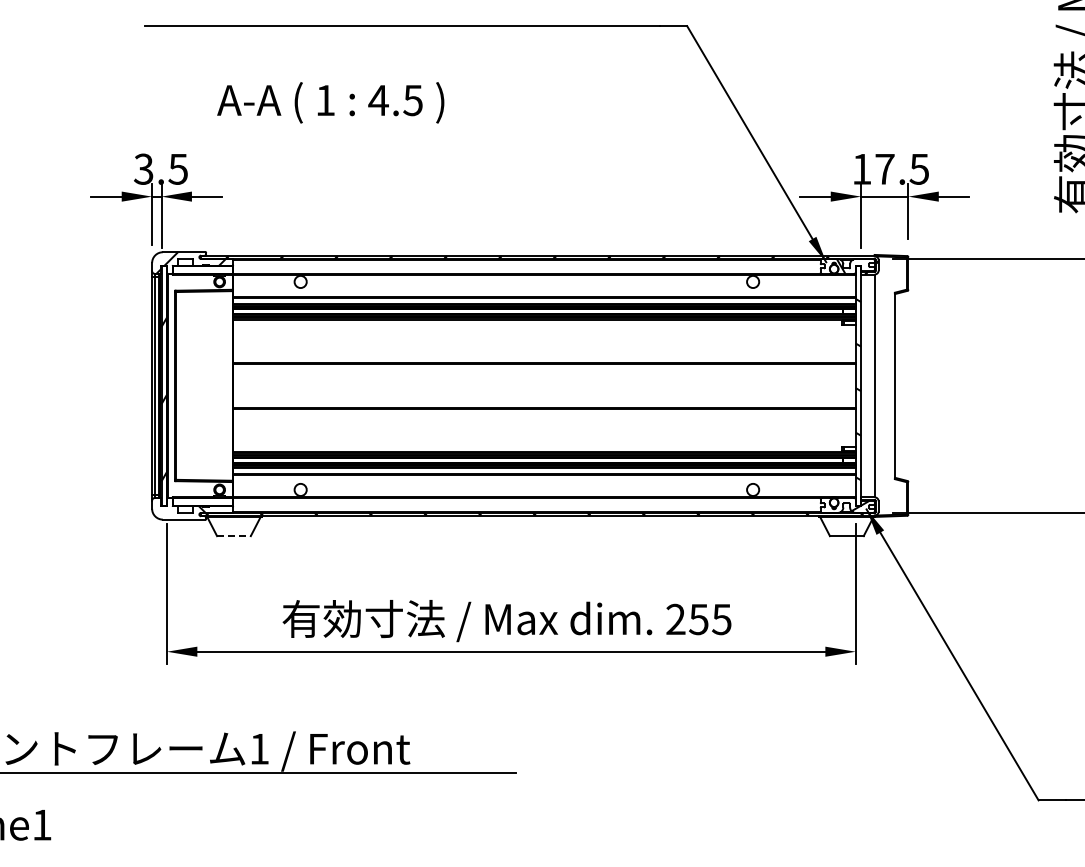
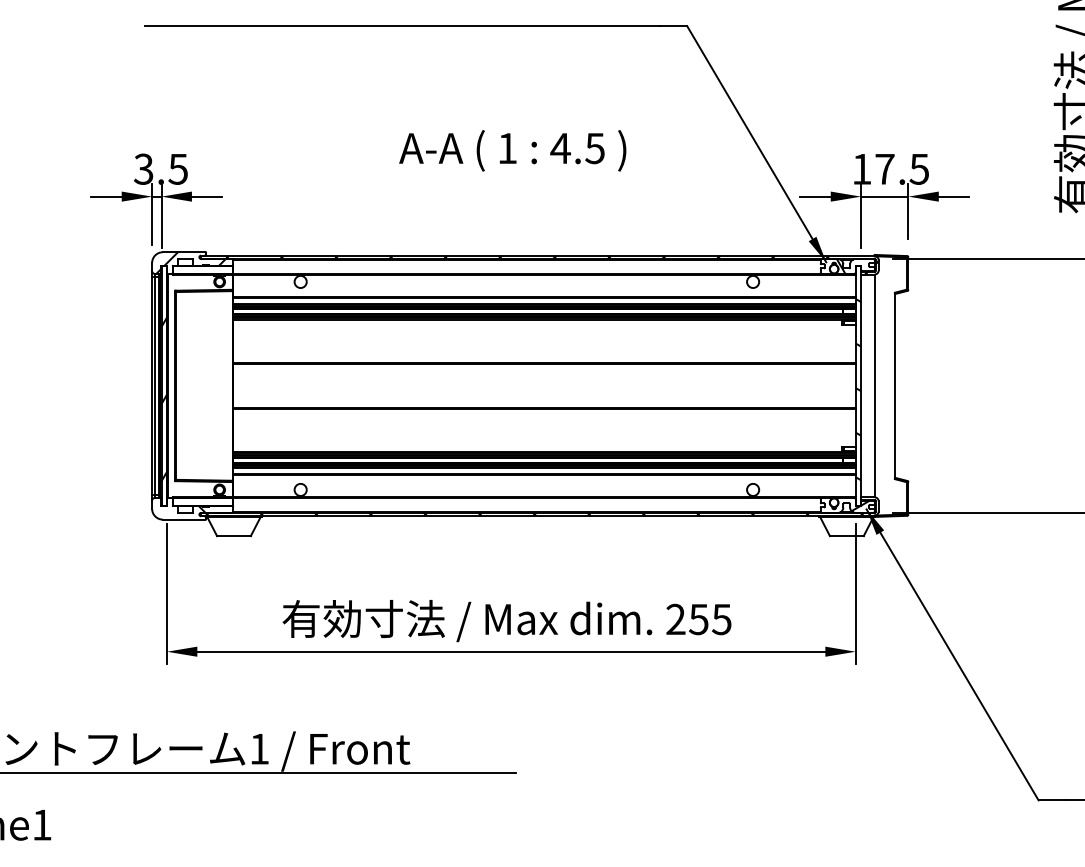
text position: (330, 102) -> (512, 150) (512, 150)
line: dashed -> solid (233, 536)
